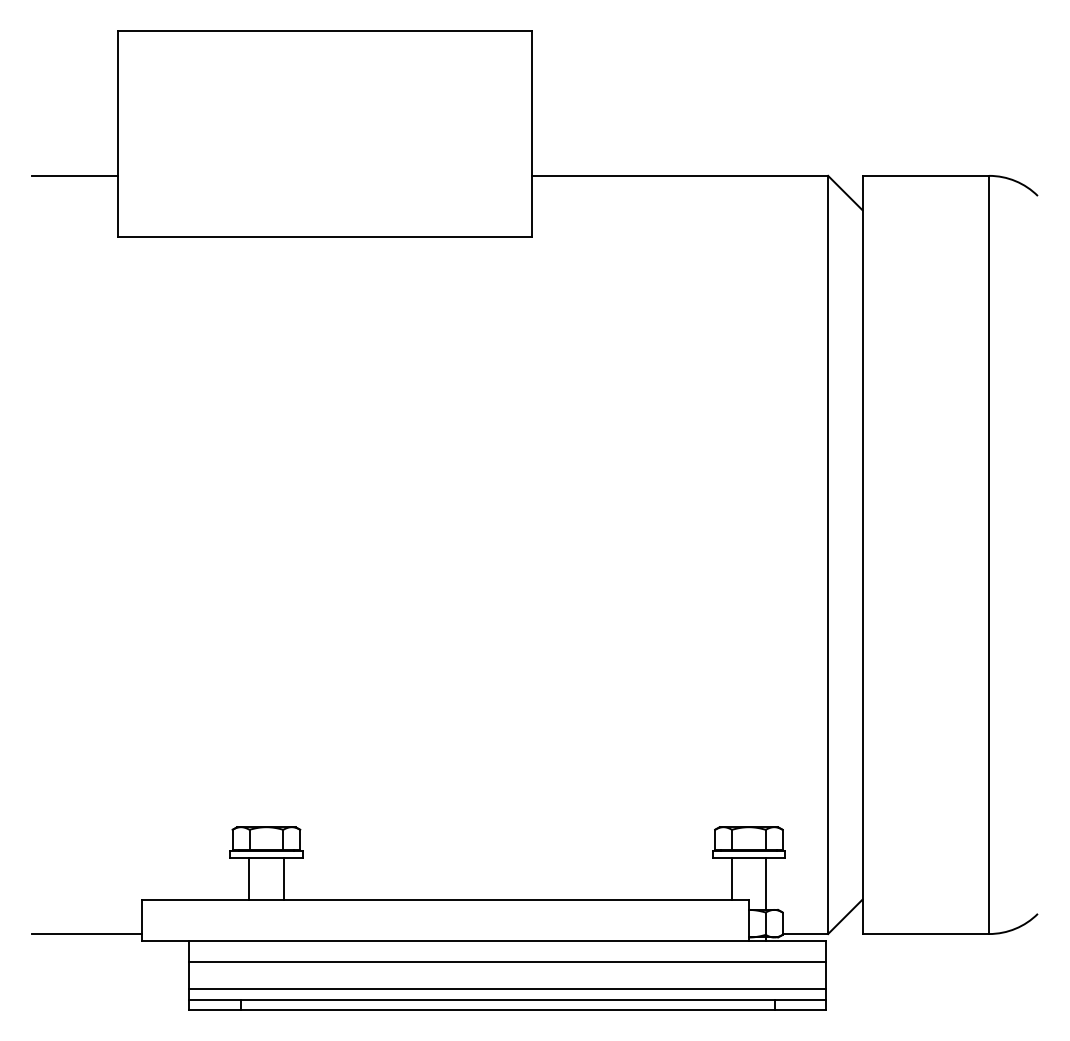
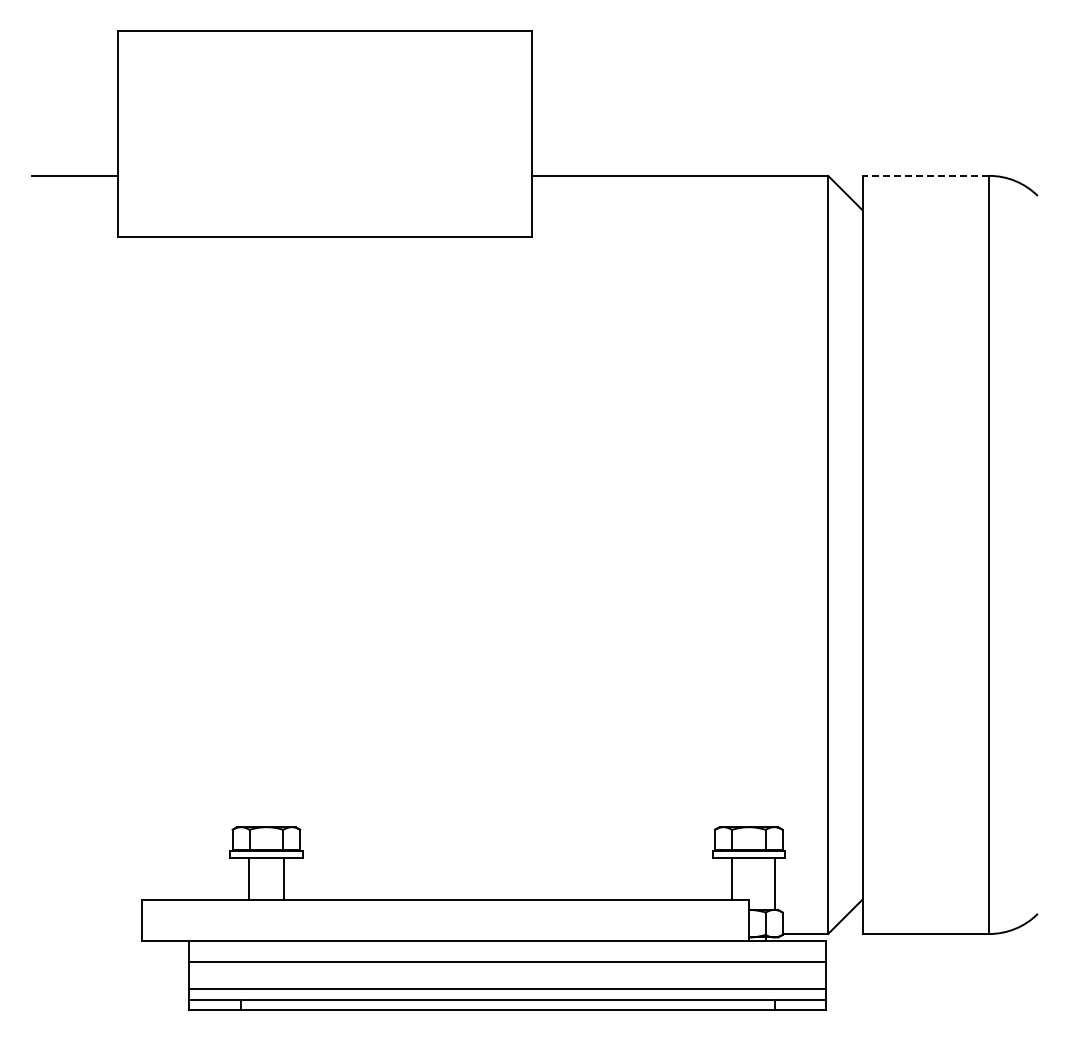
line: solid -> dashed (925, 175)
line position: (766, 883) -> (775, 883) (775, 883)
line: present -> none (87, 934)
